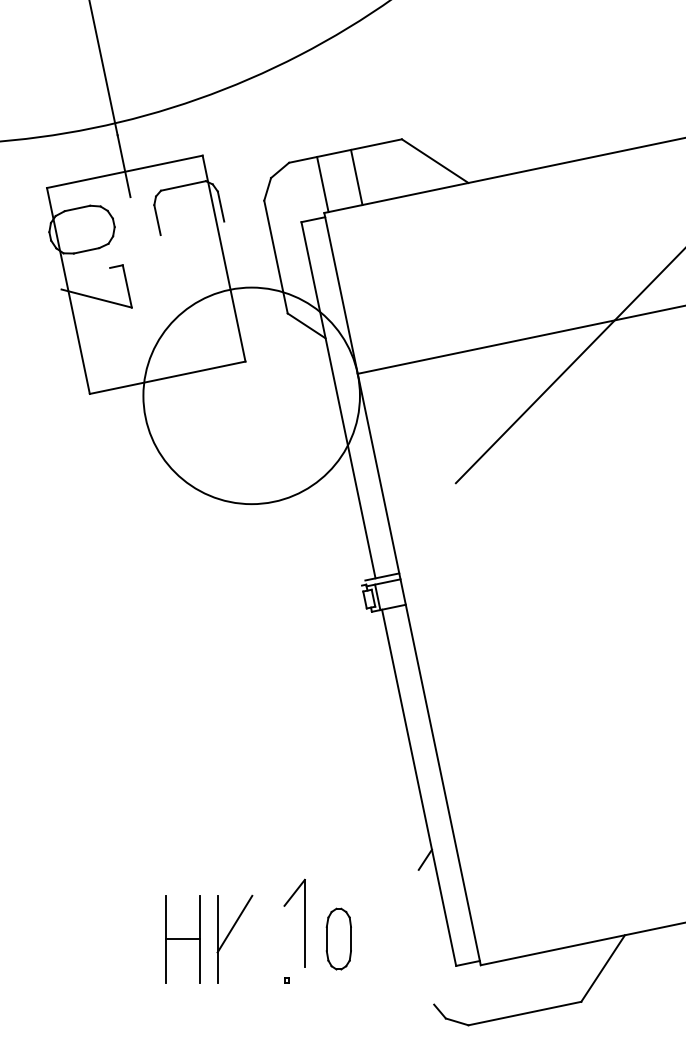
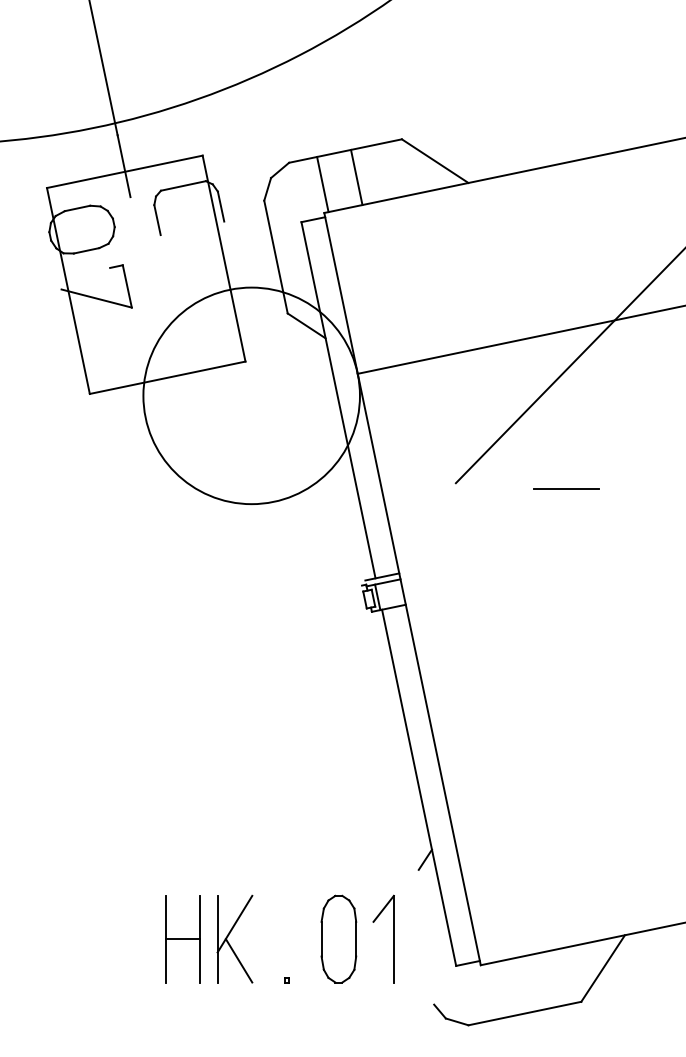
line: none -> present (566, 488)
part position: (304, 922) -> (393, 938) (393, 938)
part size: 27x64 px -> 38x90 px (338, 938)
line: none -> present (238, 960)
